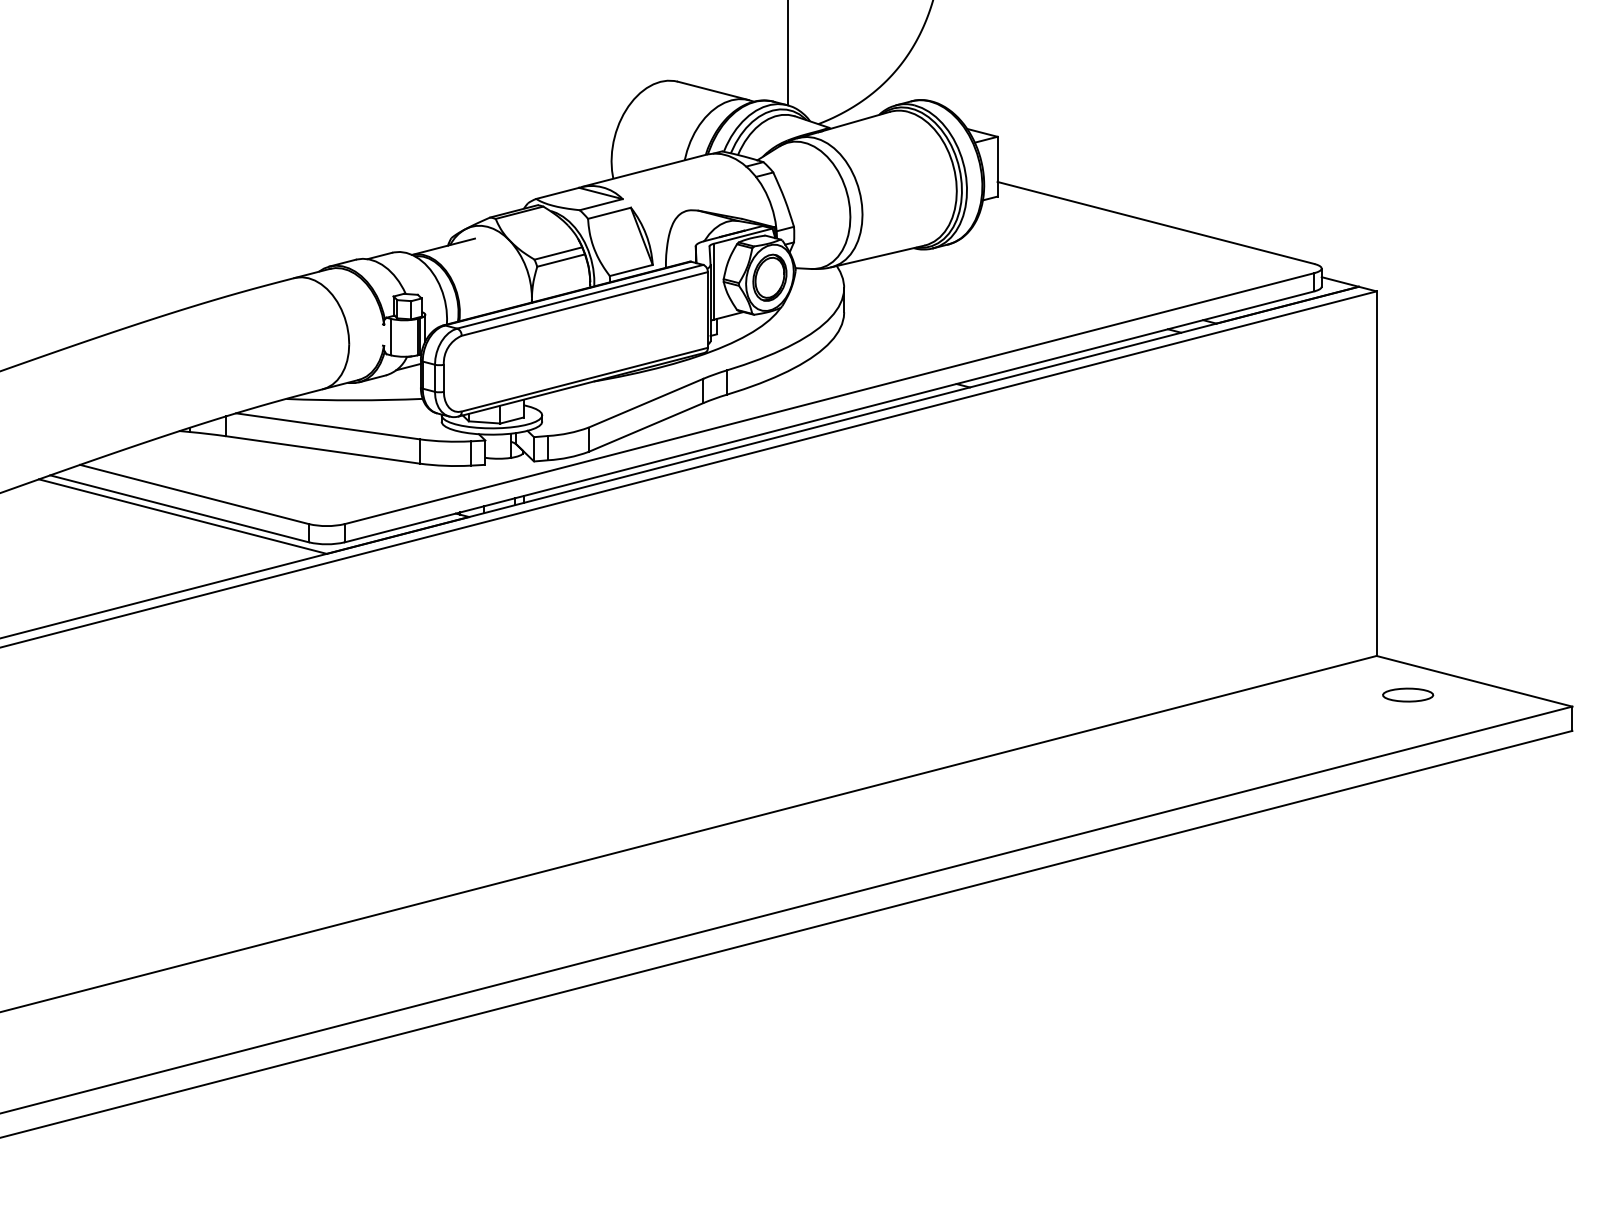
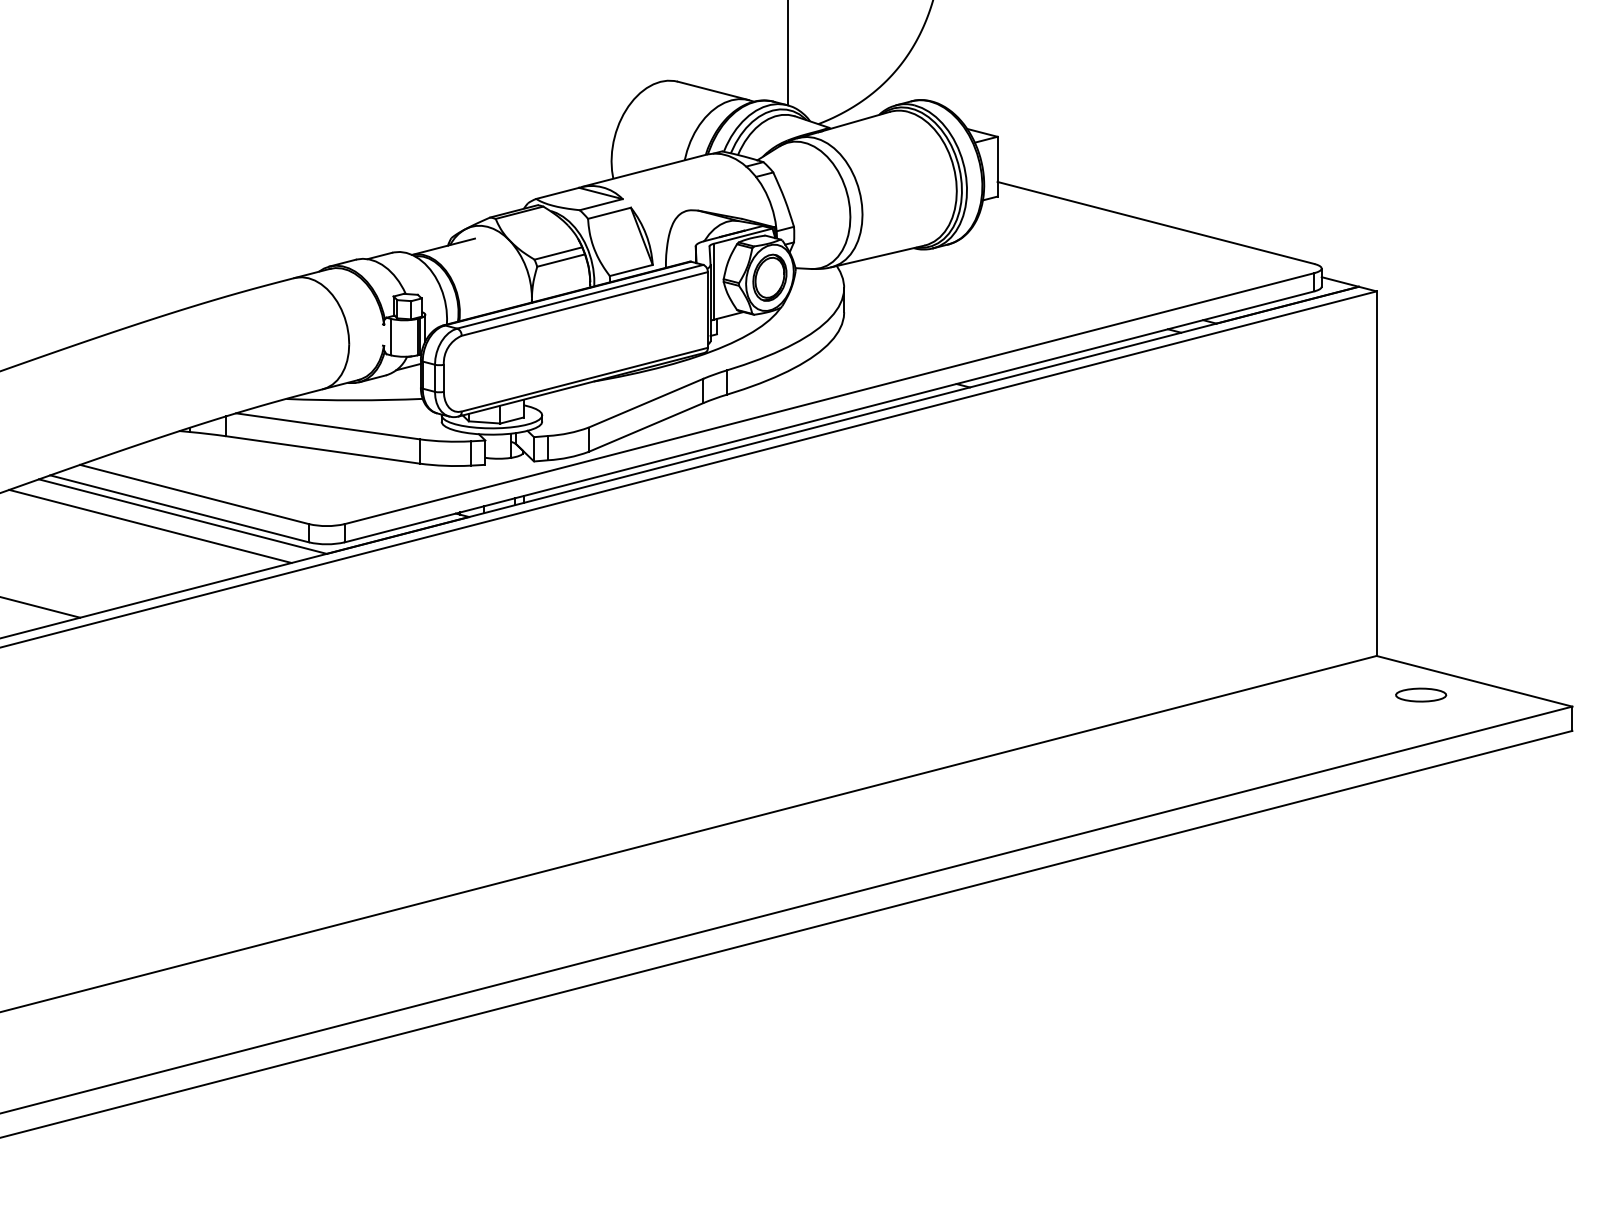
line: none -> present (150, 526)
line: none -> present (41, 607)
part position: (1408, 694) -> (1421, 694) (1421, 694)
